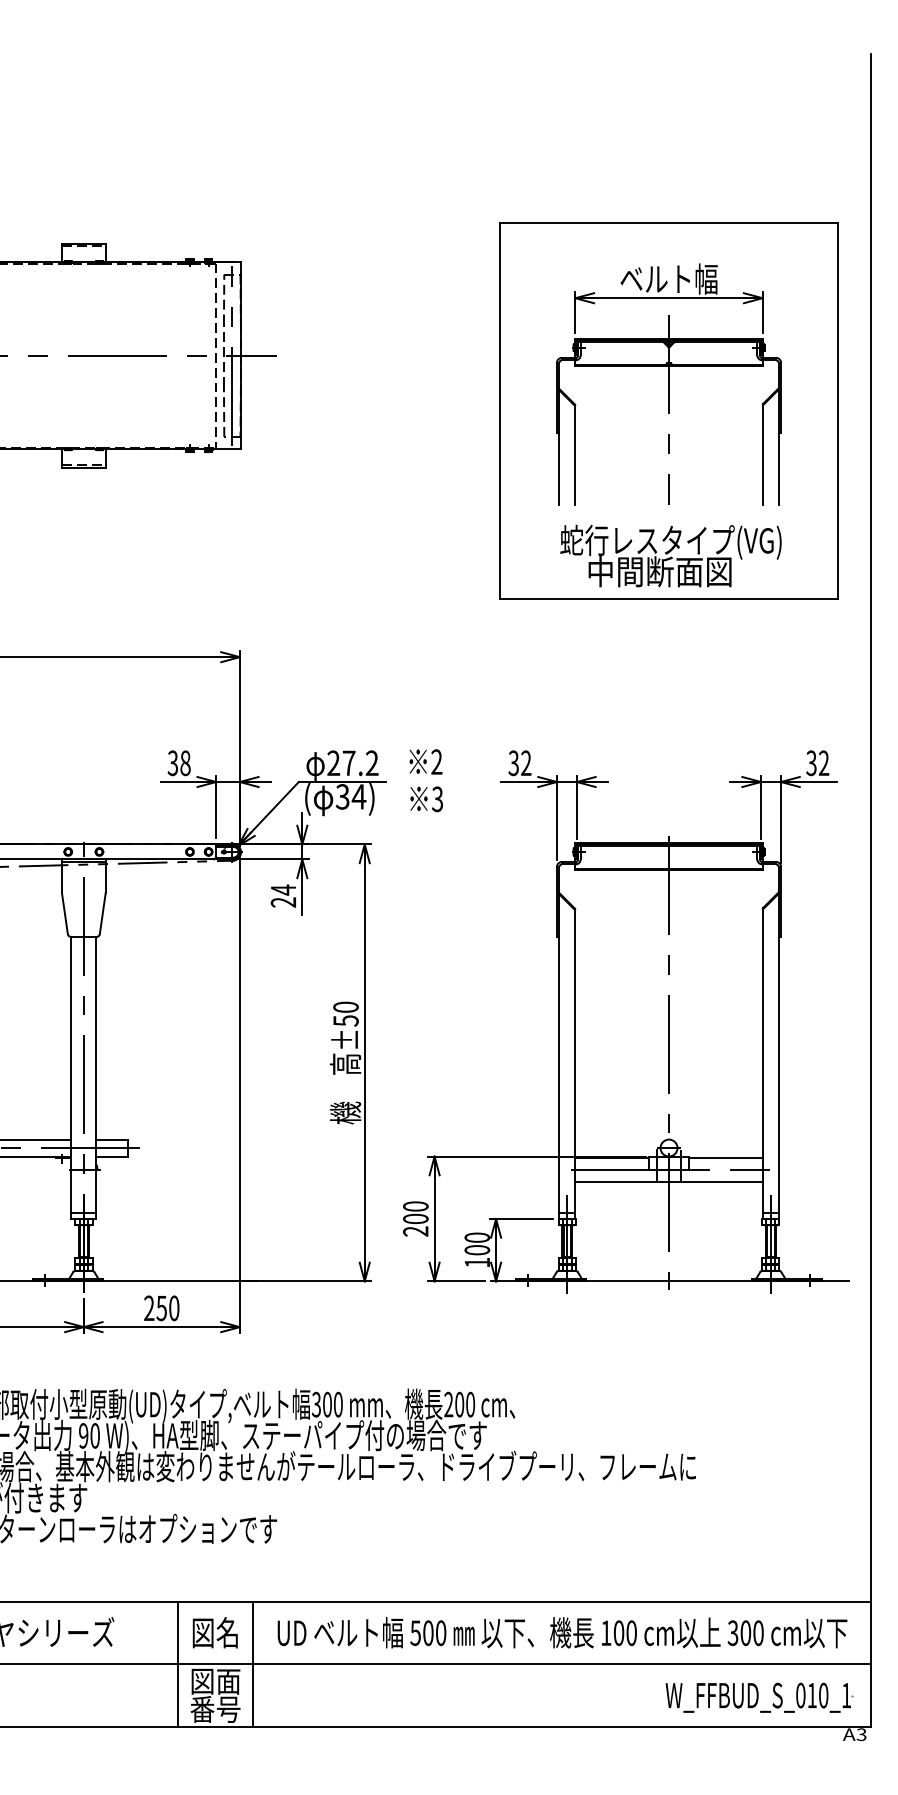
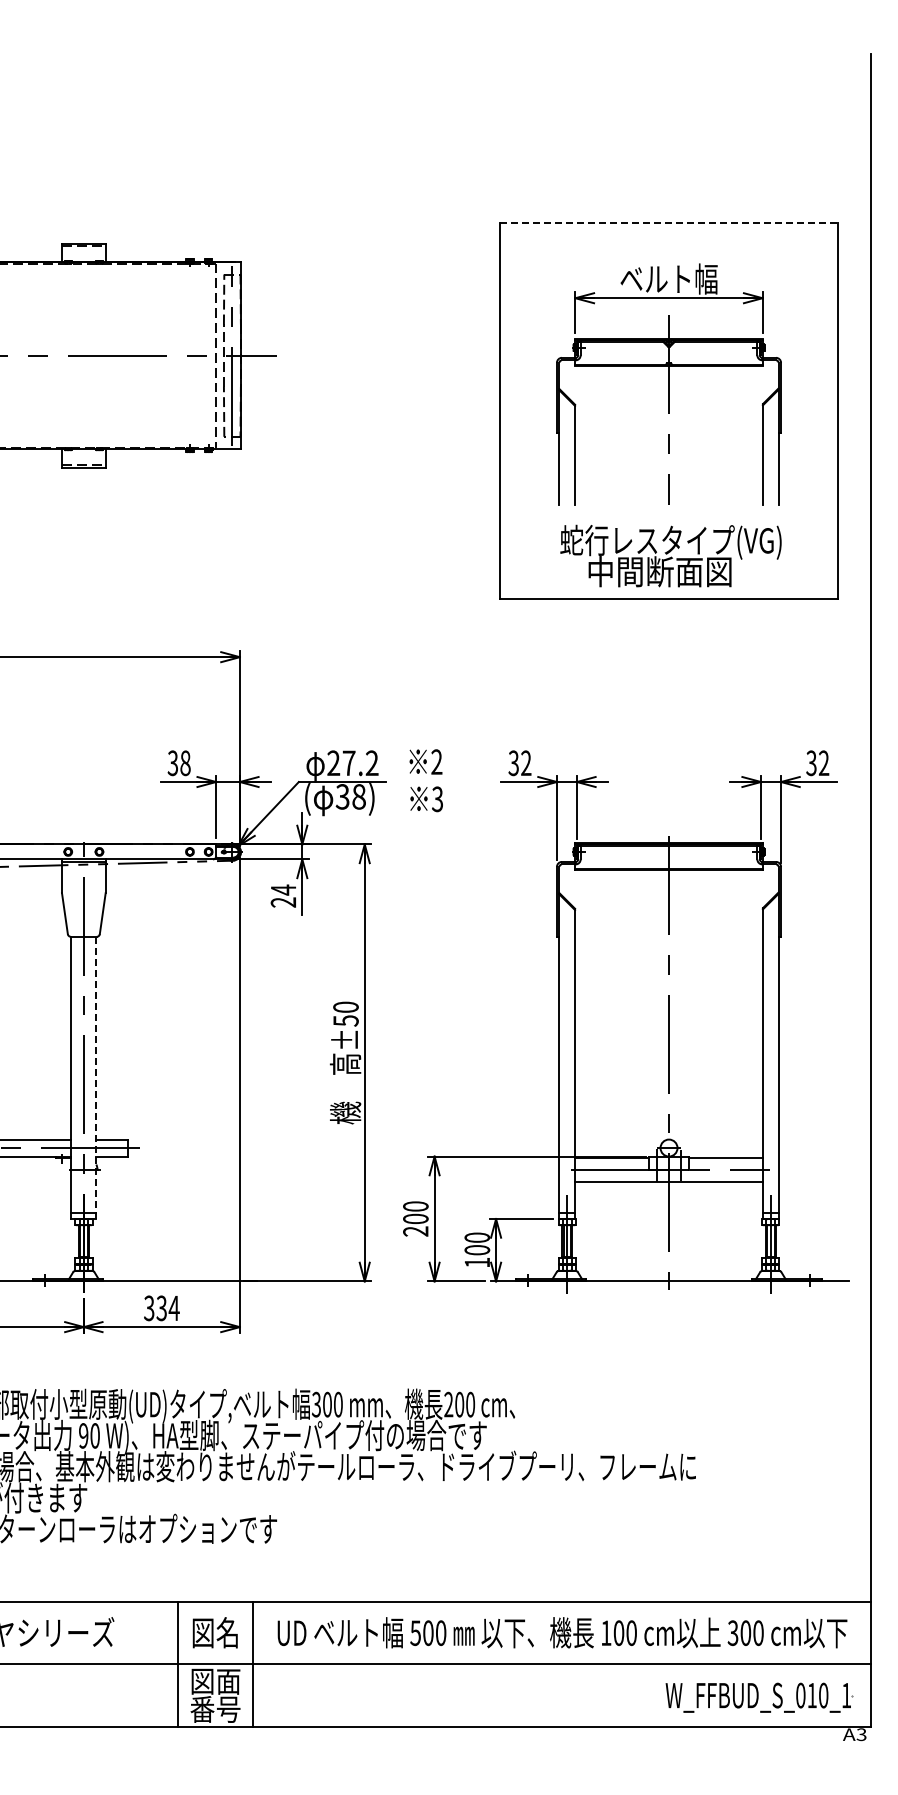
line: solid -> dashed (669, 222)
text: 34) -> 38) (358, 796)
line: solid -> dashed (96, 1078)
text: 250 -> 334 (161, 1308)
